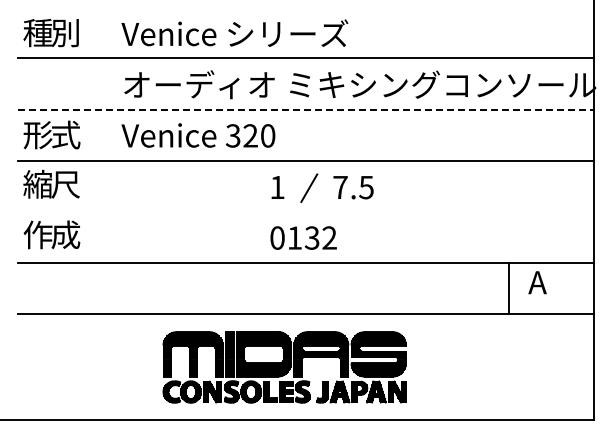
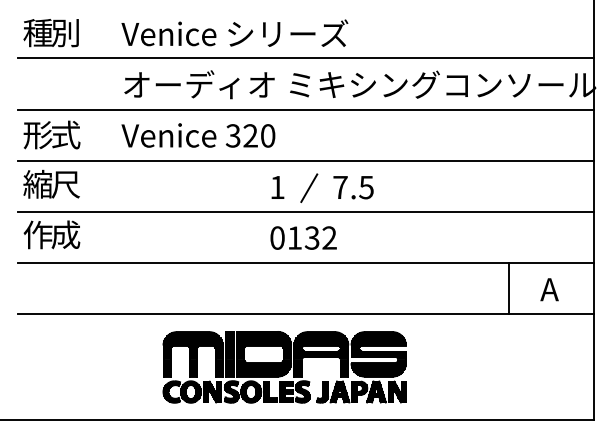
line: dashed -> solid (306, 109)
line: none -> present (305, 212)
text position: (537, 282) -> (549, 289) (549, 289)
